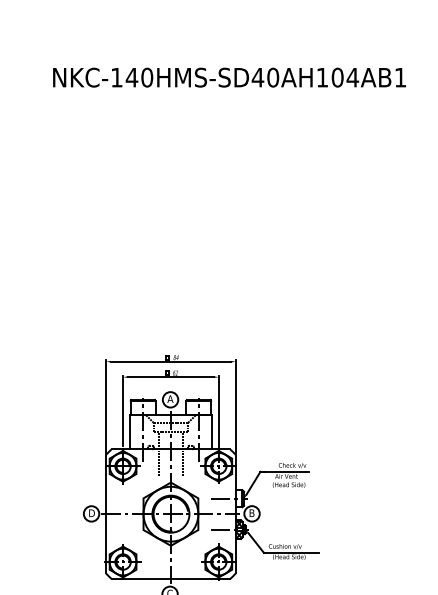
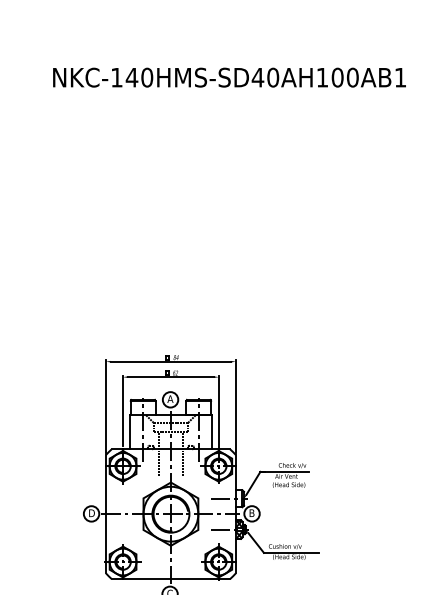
text: NKC-140HMS-SD40AH104AB1 -> NKC-140HMS-SD40AH100AB1 (352, 77)
